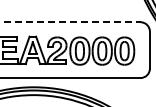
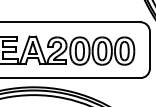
line: dashed -> solid (70, 22)
